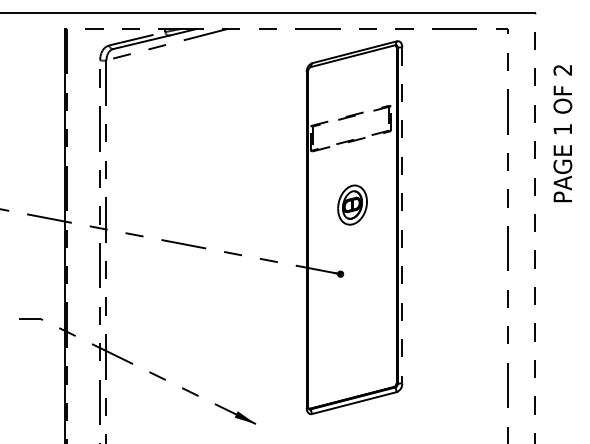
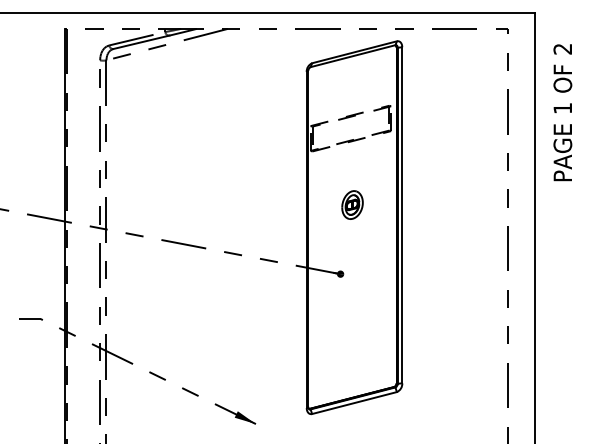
text position: (562, 133) -> (562, 112) (562, 112)
part size: 31x42 px -> 23x30 px (352, 204)
line: dashed -> solid (402, 215)
line: dashed -> solid (535, 228)
